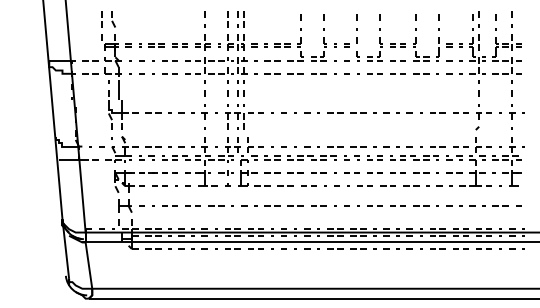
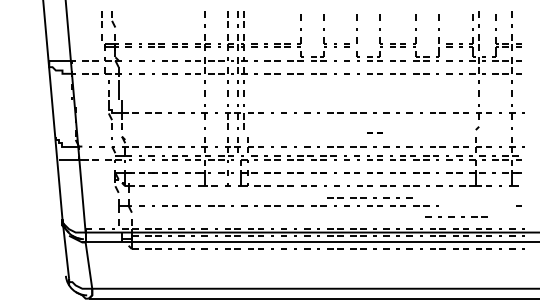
line: none -> present (372, 132)
part: none -> present (369, 197)
part position: (477, 205) -> (456, 216) (456, 216)
